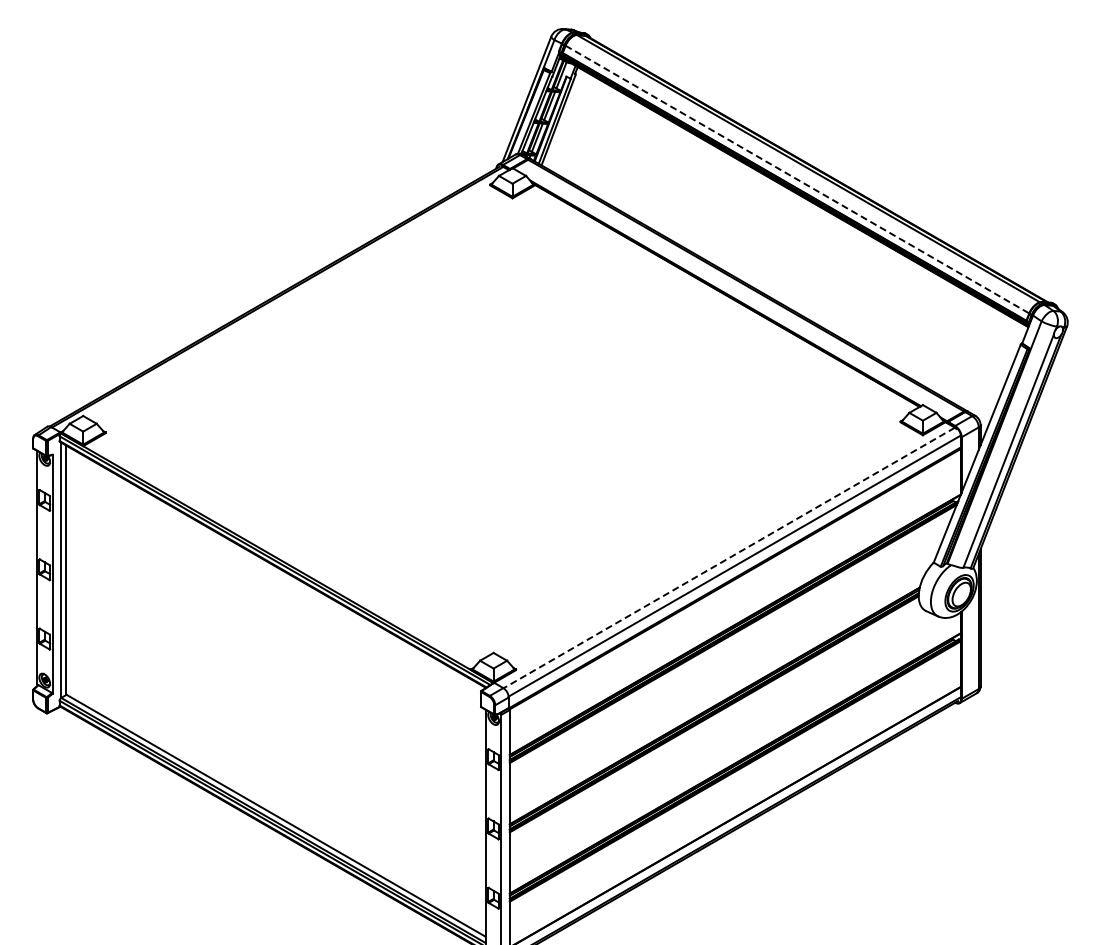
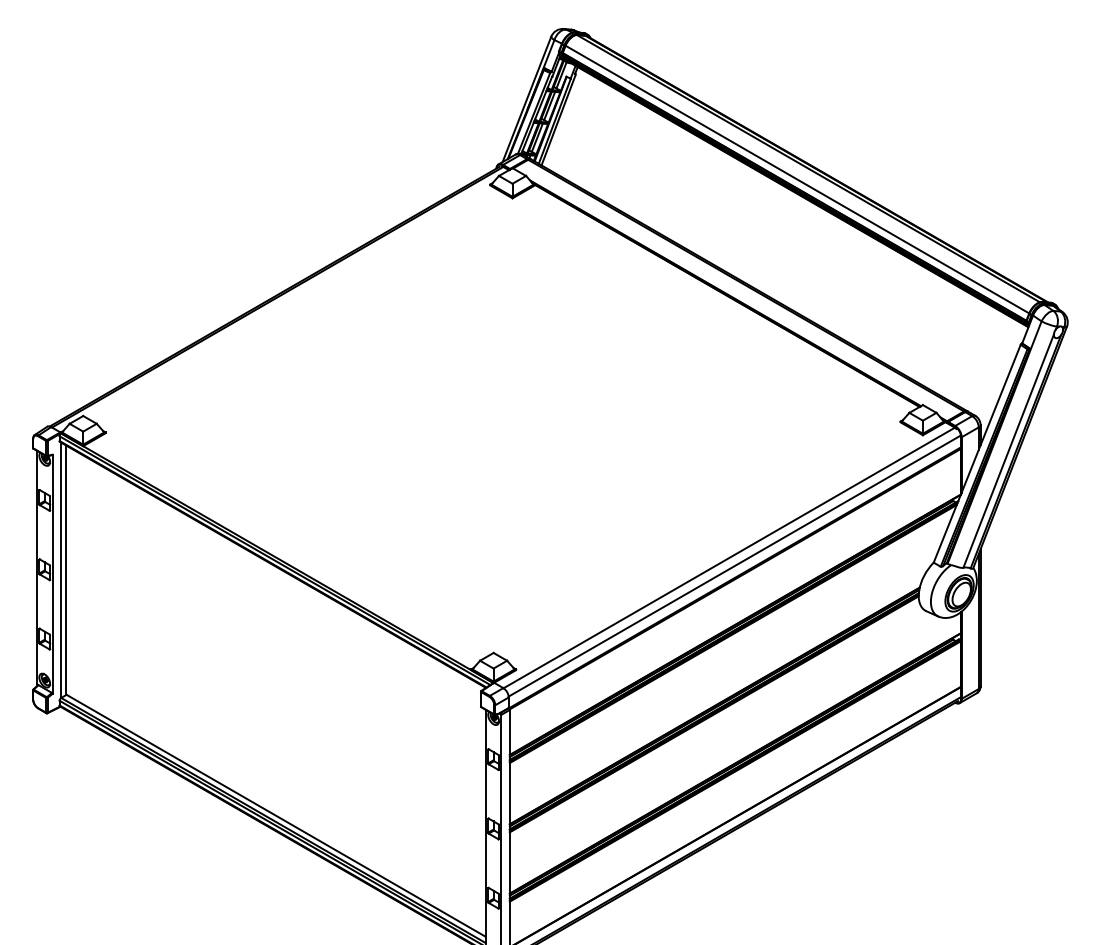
line: dashed -> solid (797, 179)
line: dashed -> solid (729, 558)
